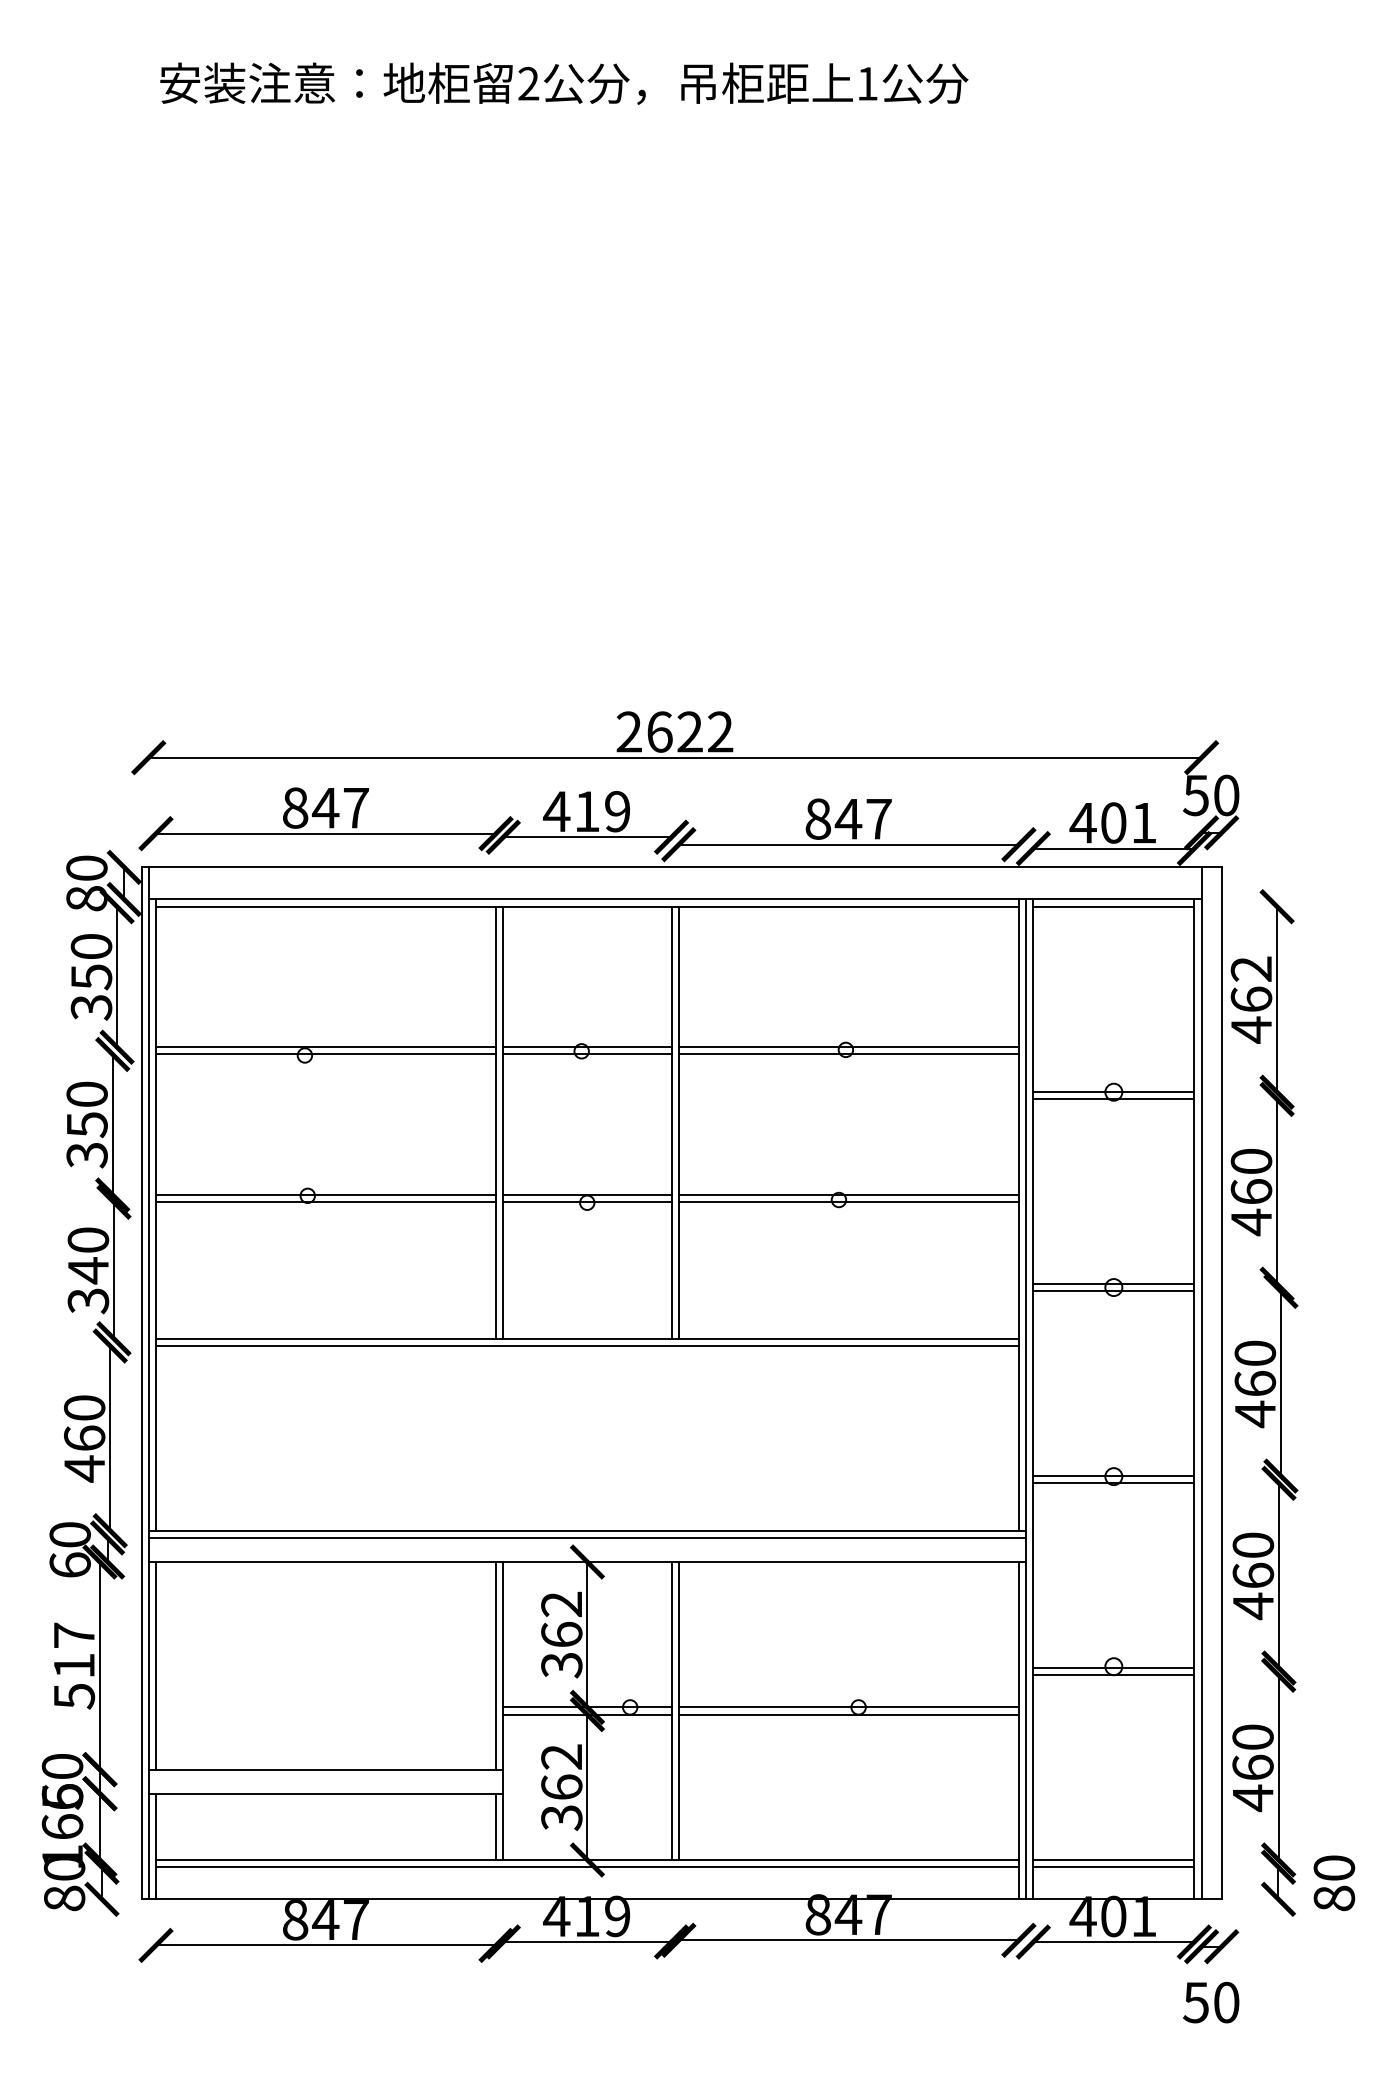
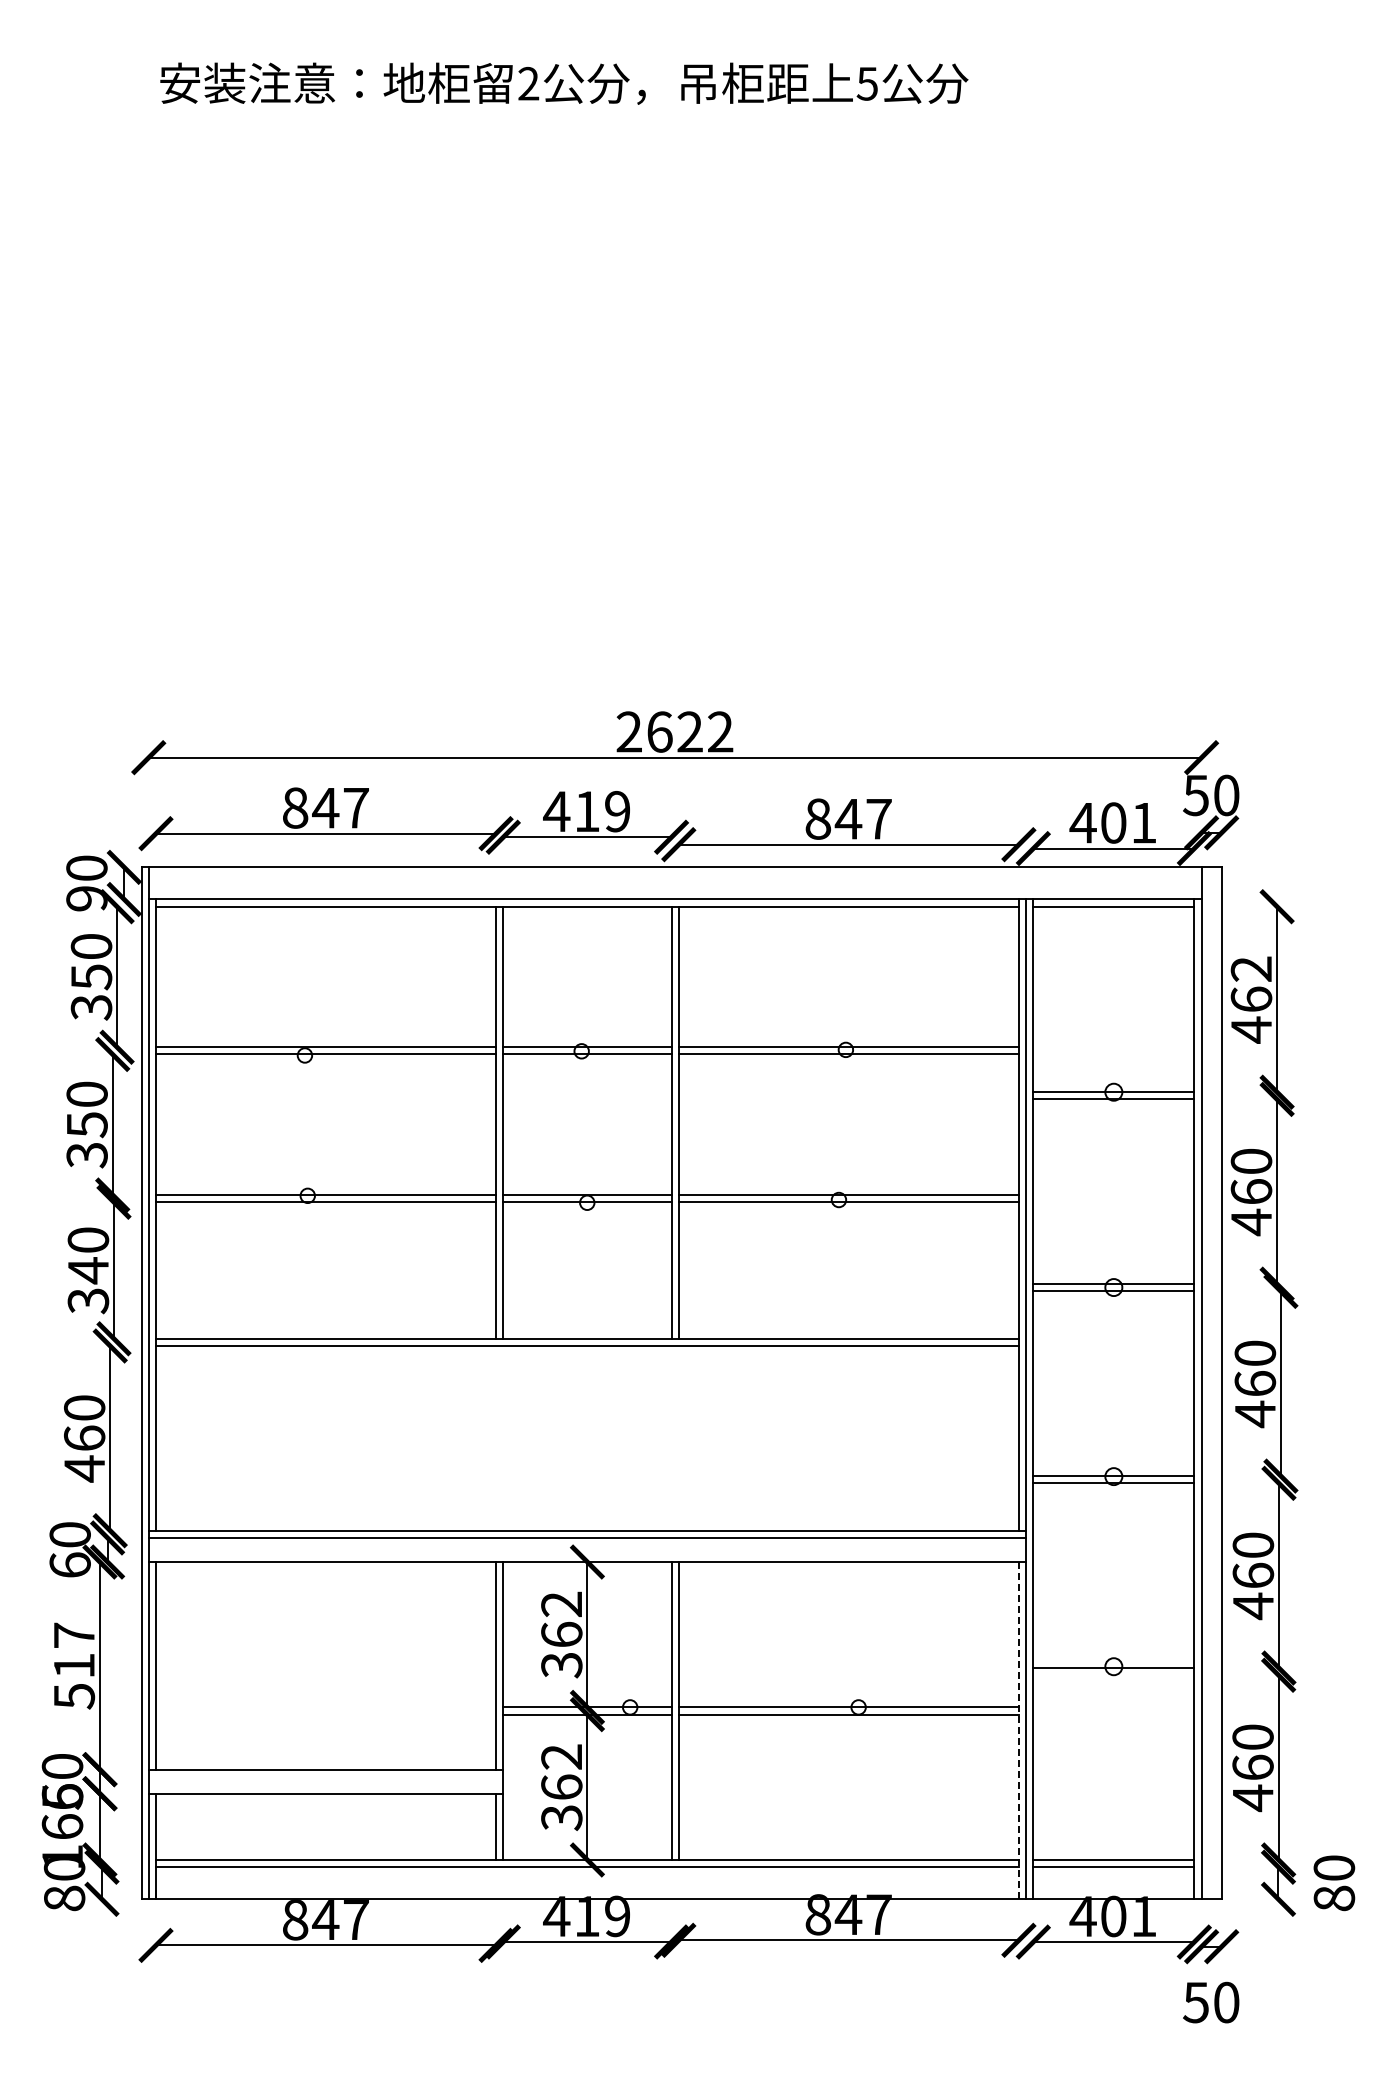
text: 1 -> 5 (866, 83)
text: 80 -> 90 (86, 898)
line: present -> none (1113, 1675)
line: solid -> dashed (1018, 1730)
